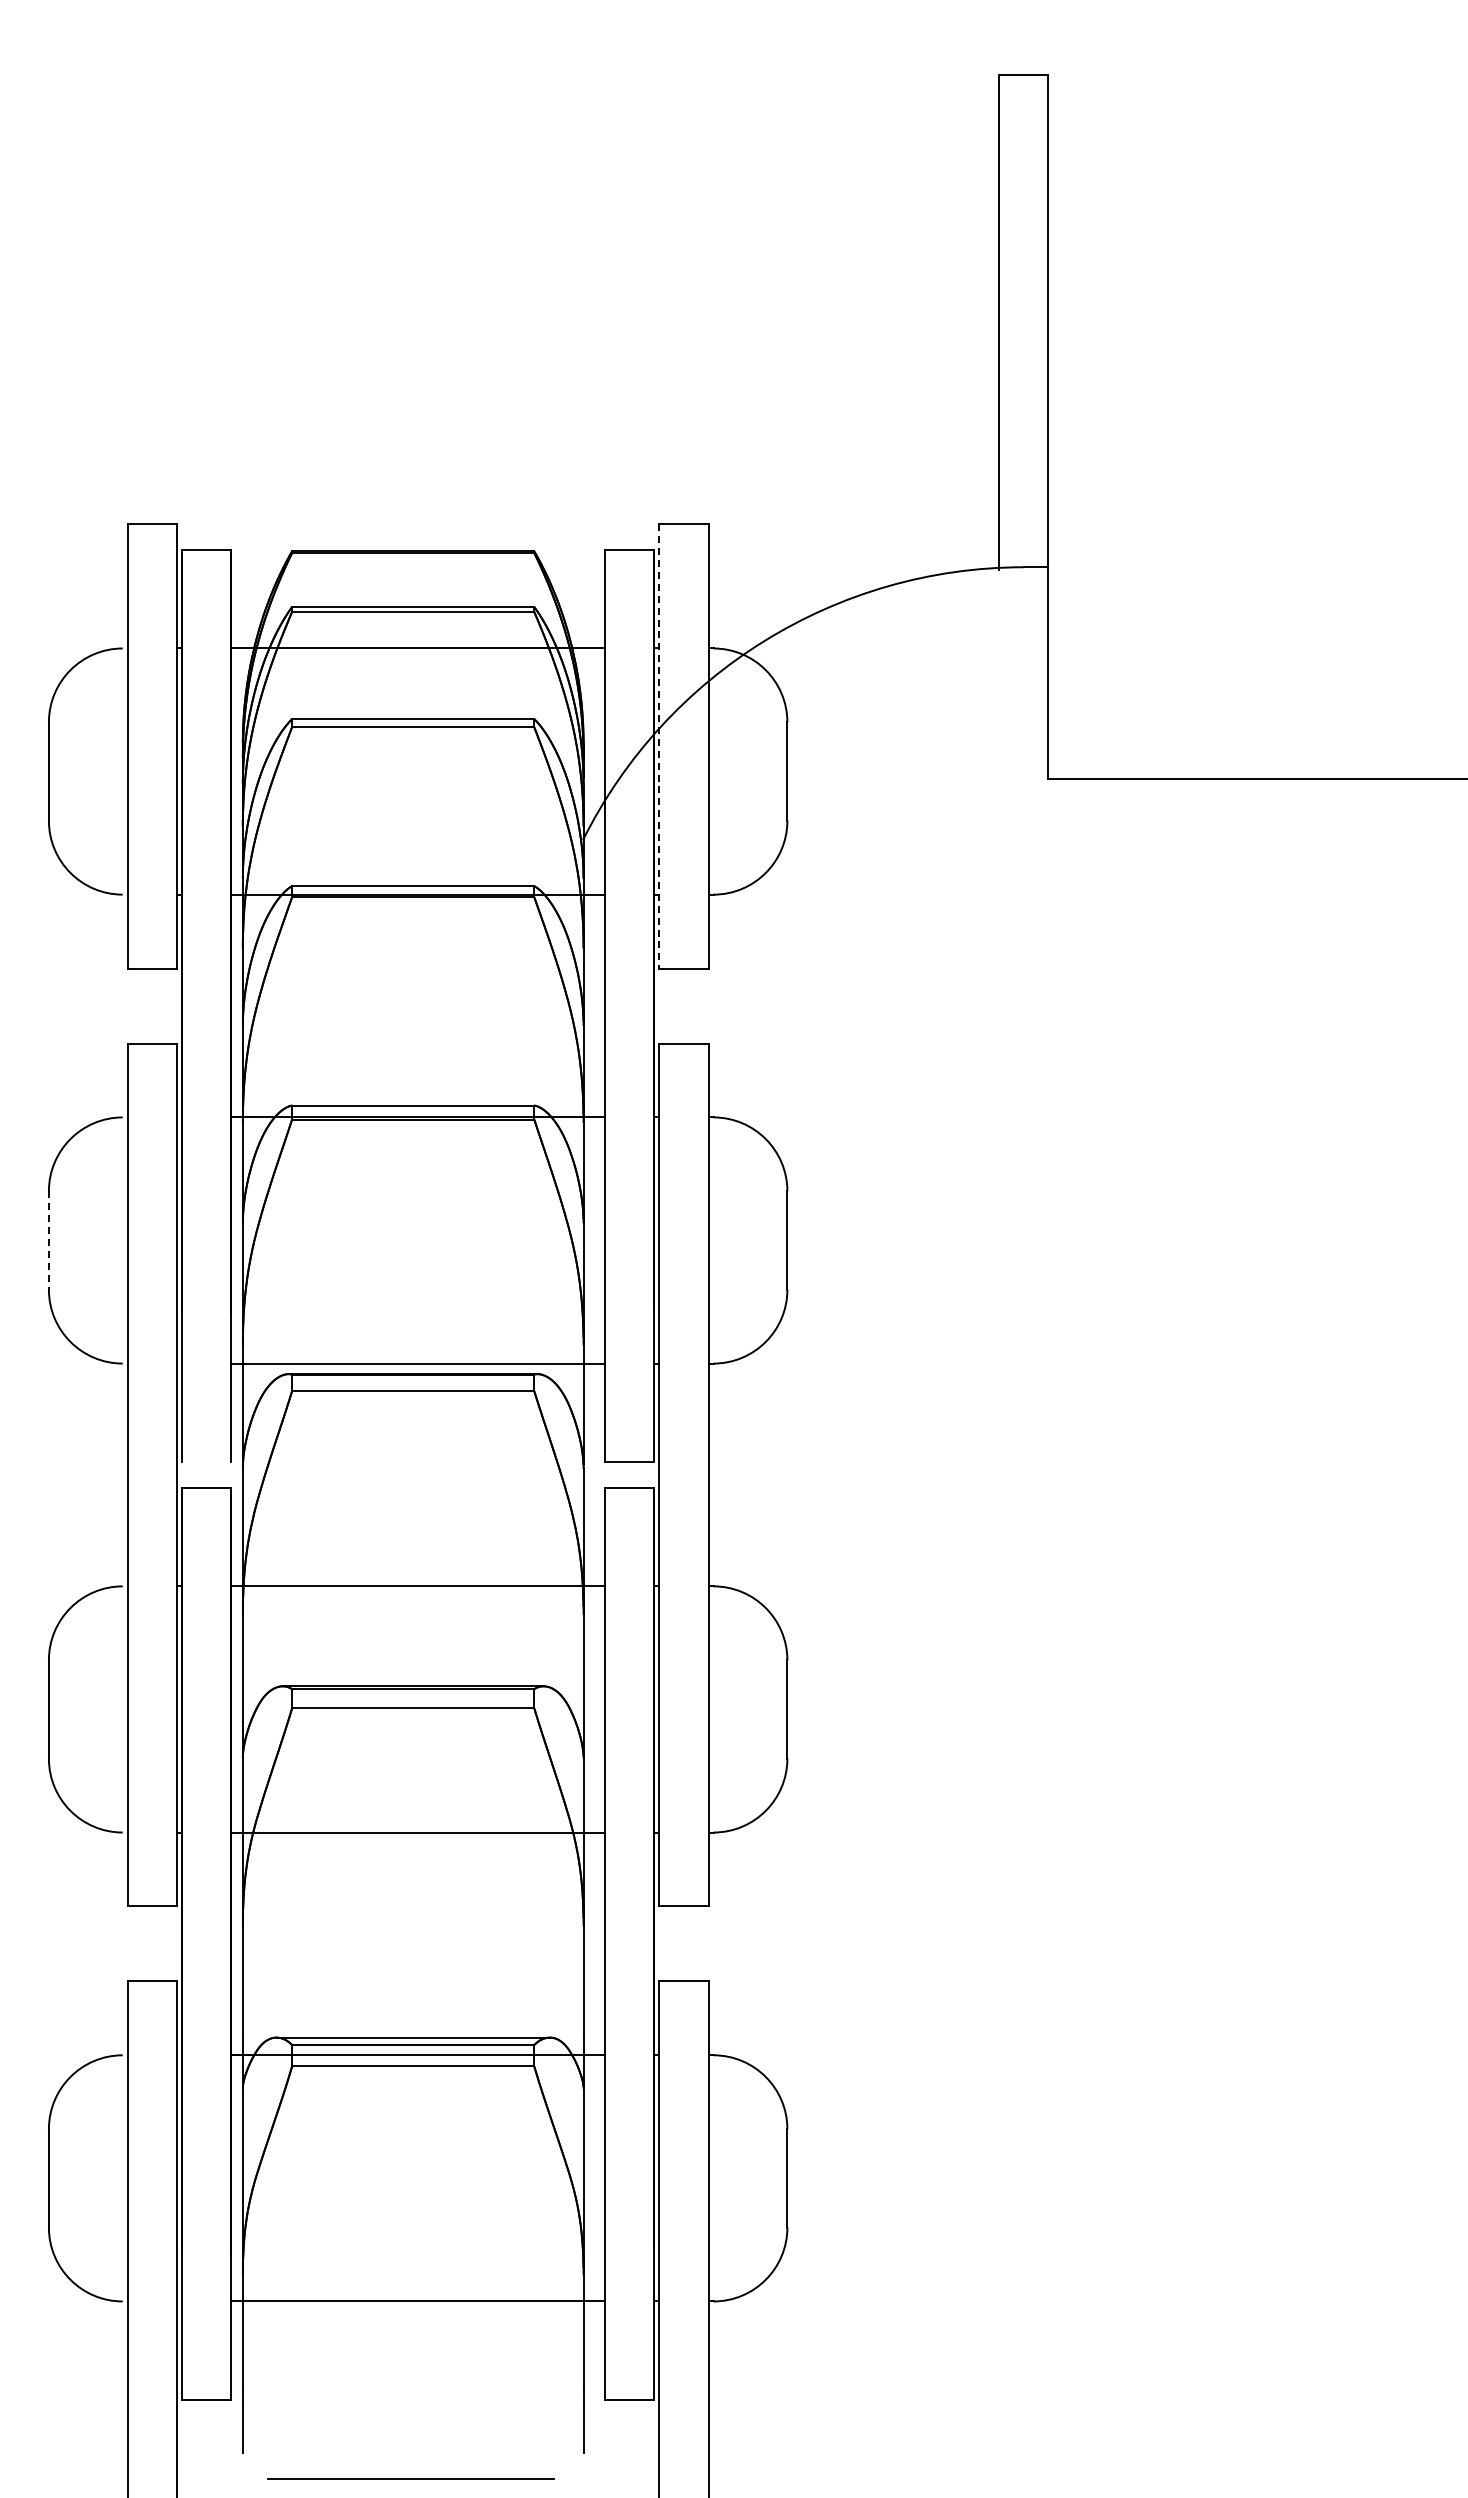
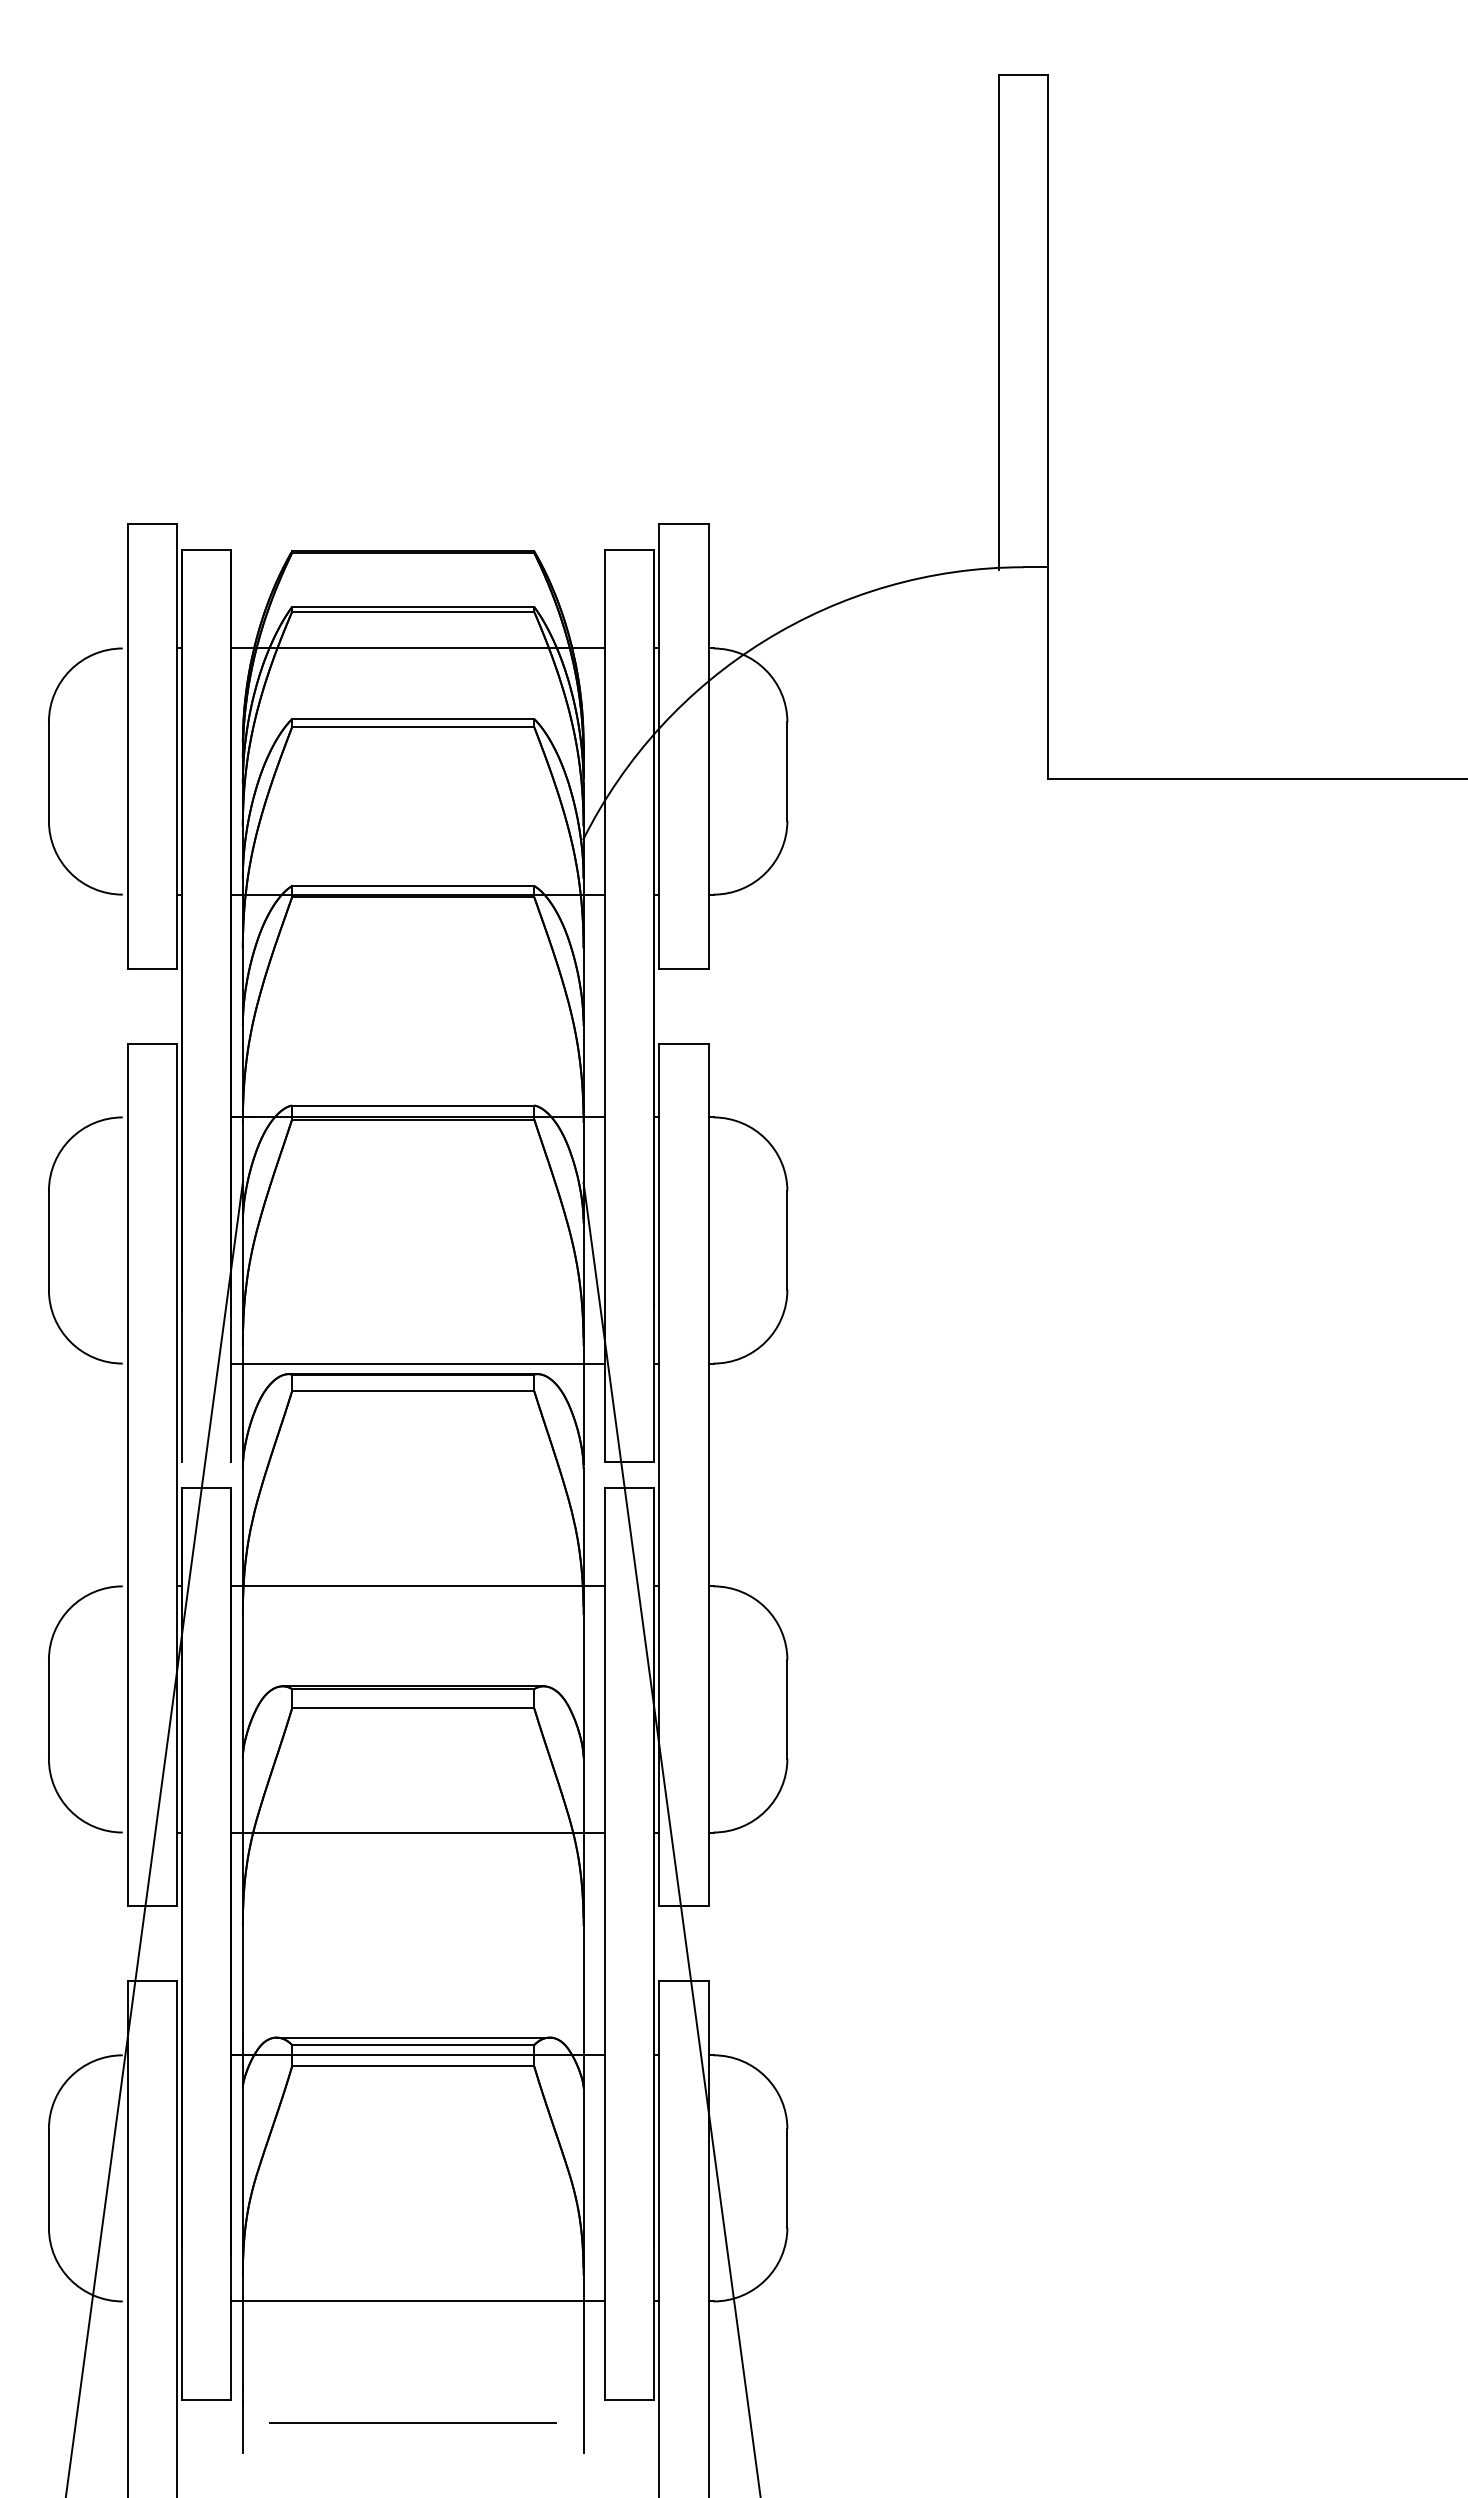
line: dashed -> solid (659, 746)
line: dashed -> solid (48, 1241)
line: none -> present (154, 1838)
line: none -> present (671, 1838)
line position: (410, 2478) -> (412, 2422) (412, 2422)
